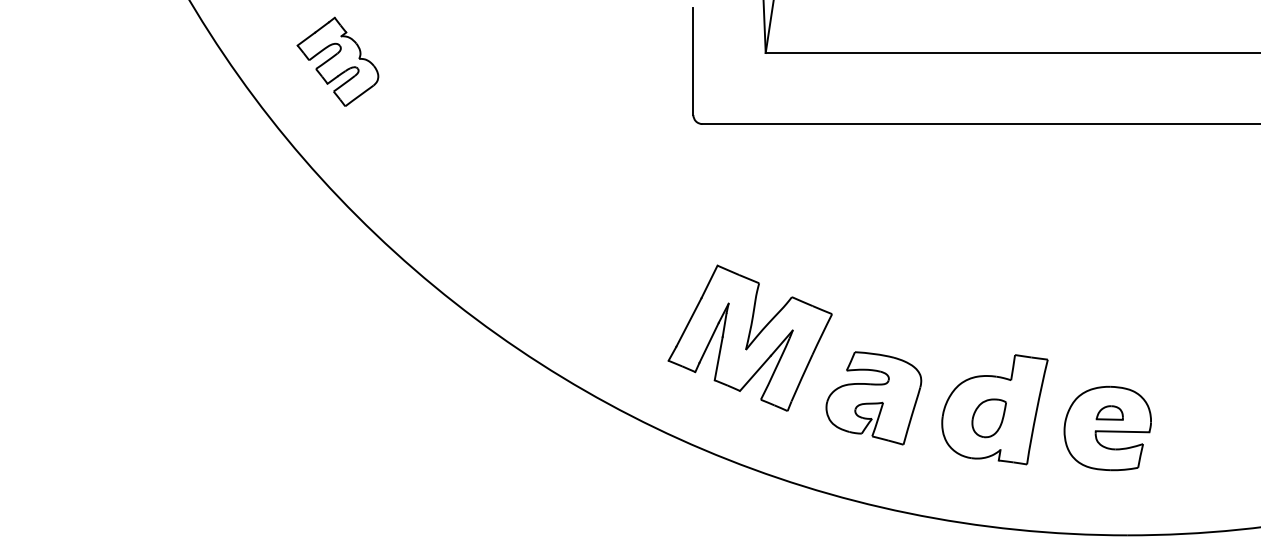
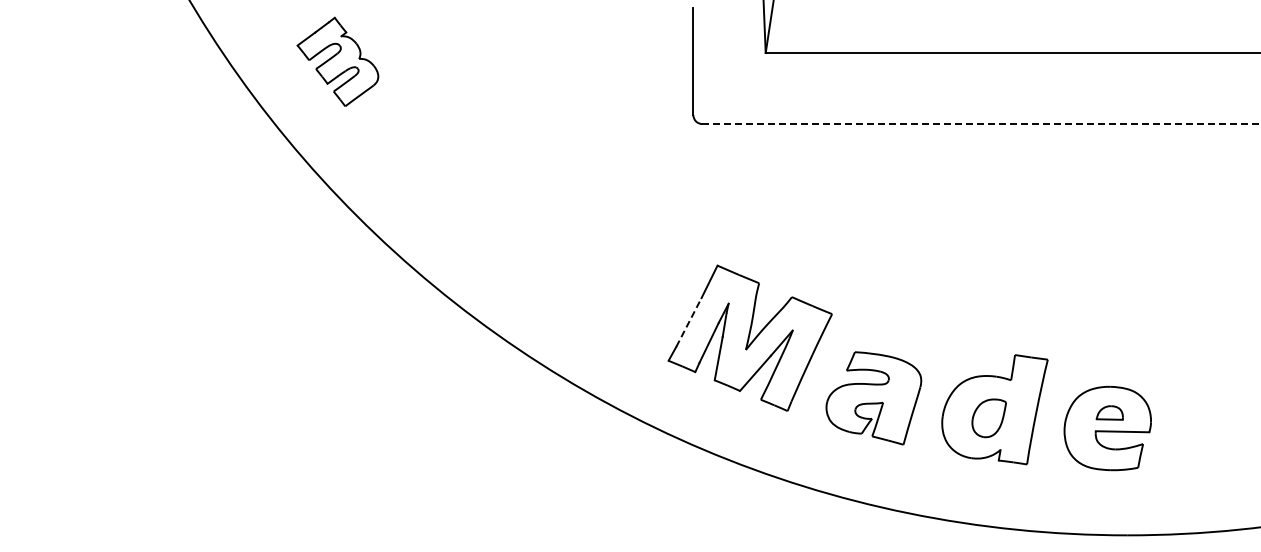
line: solid -> dashed (981, 124)
line: solid -> dashed (689, 322)
